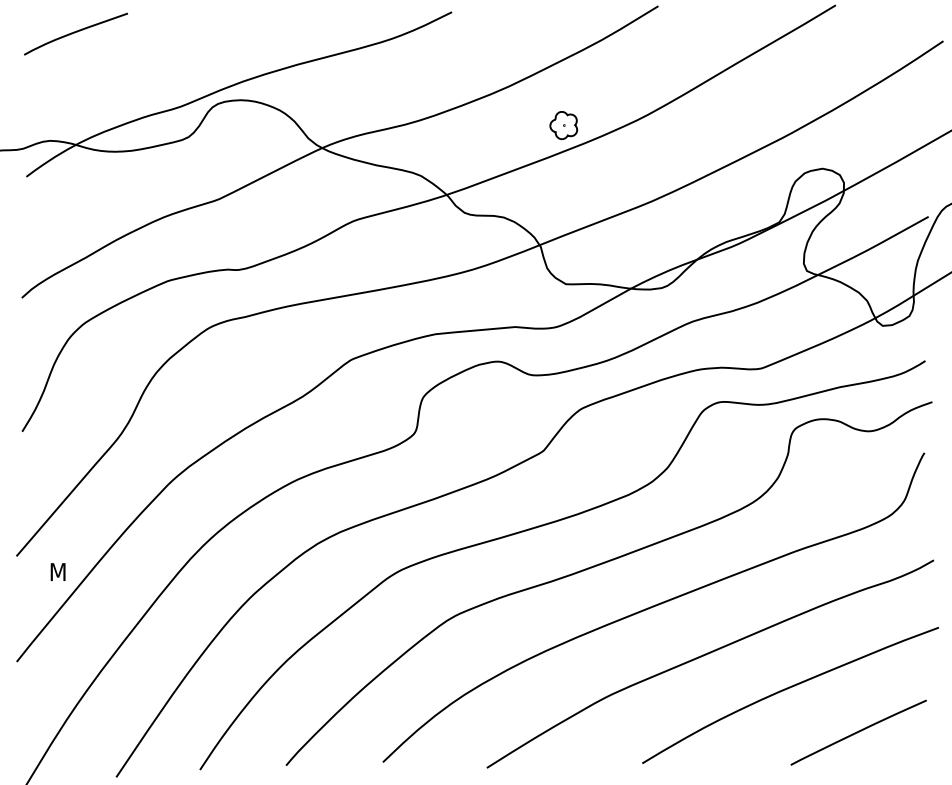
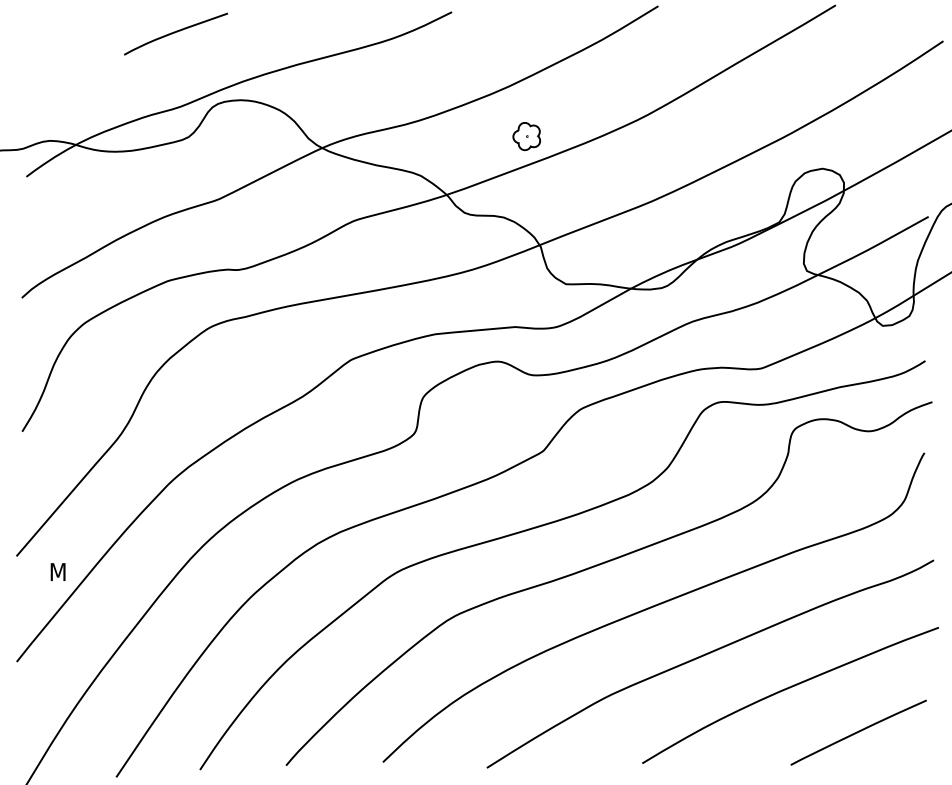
curve position: (75, 33) -> (175, 33) (175, 33)
part position: (563, 125) -> (526, 136) (526, 136)
